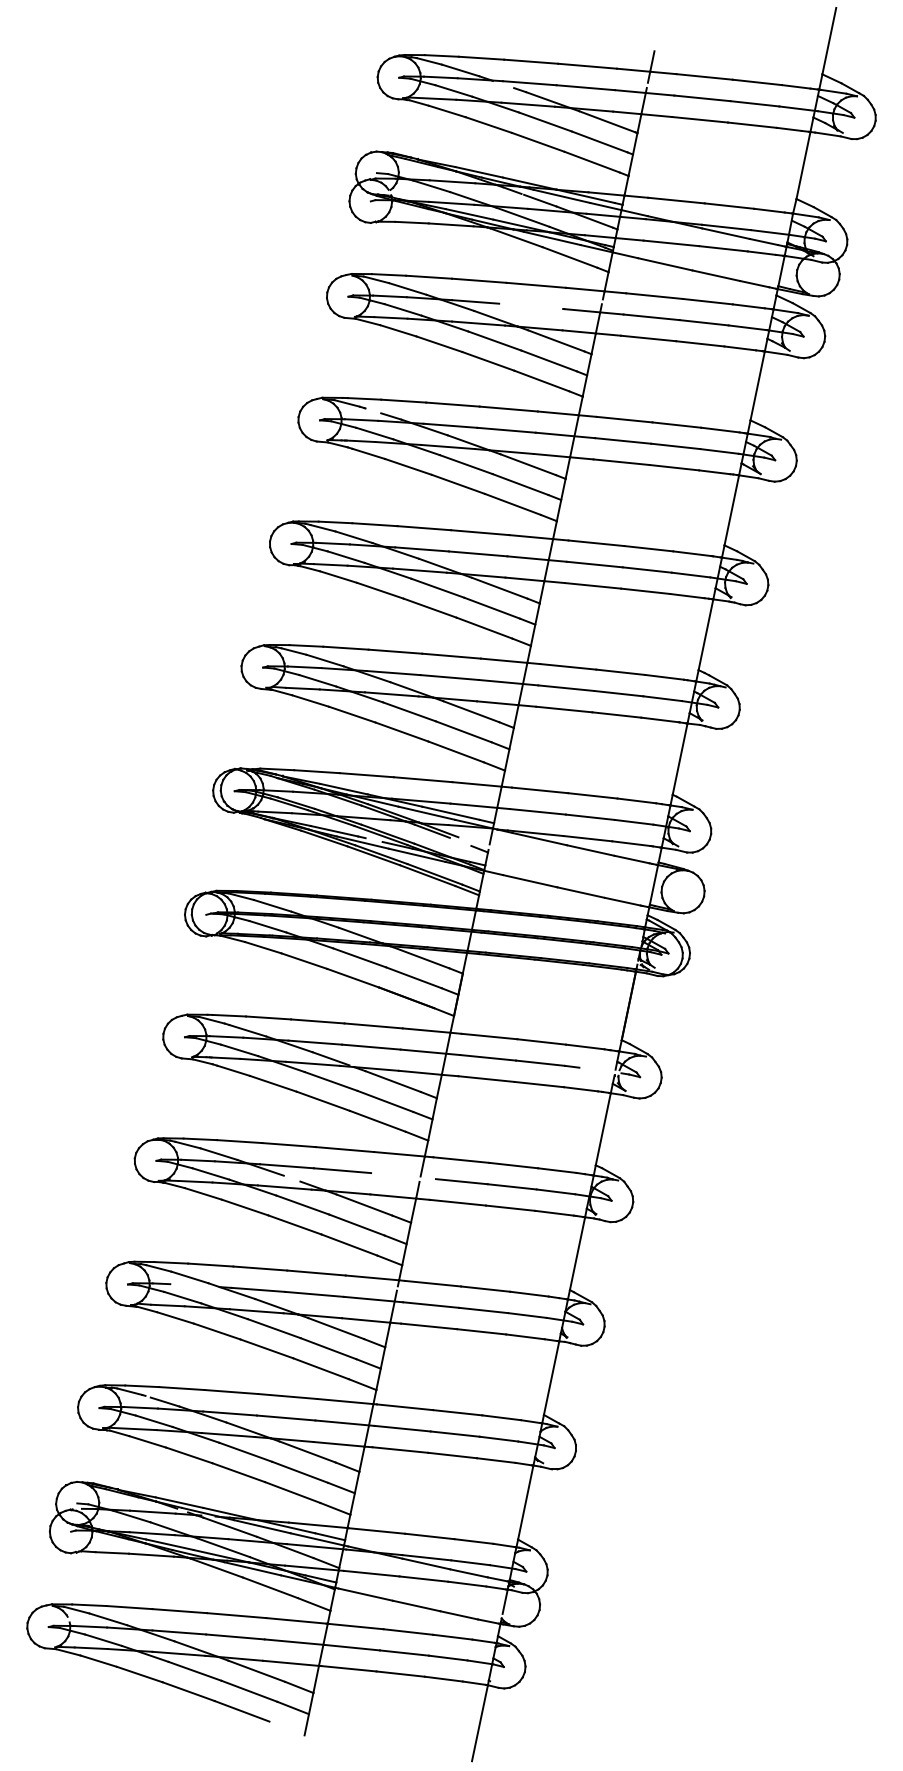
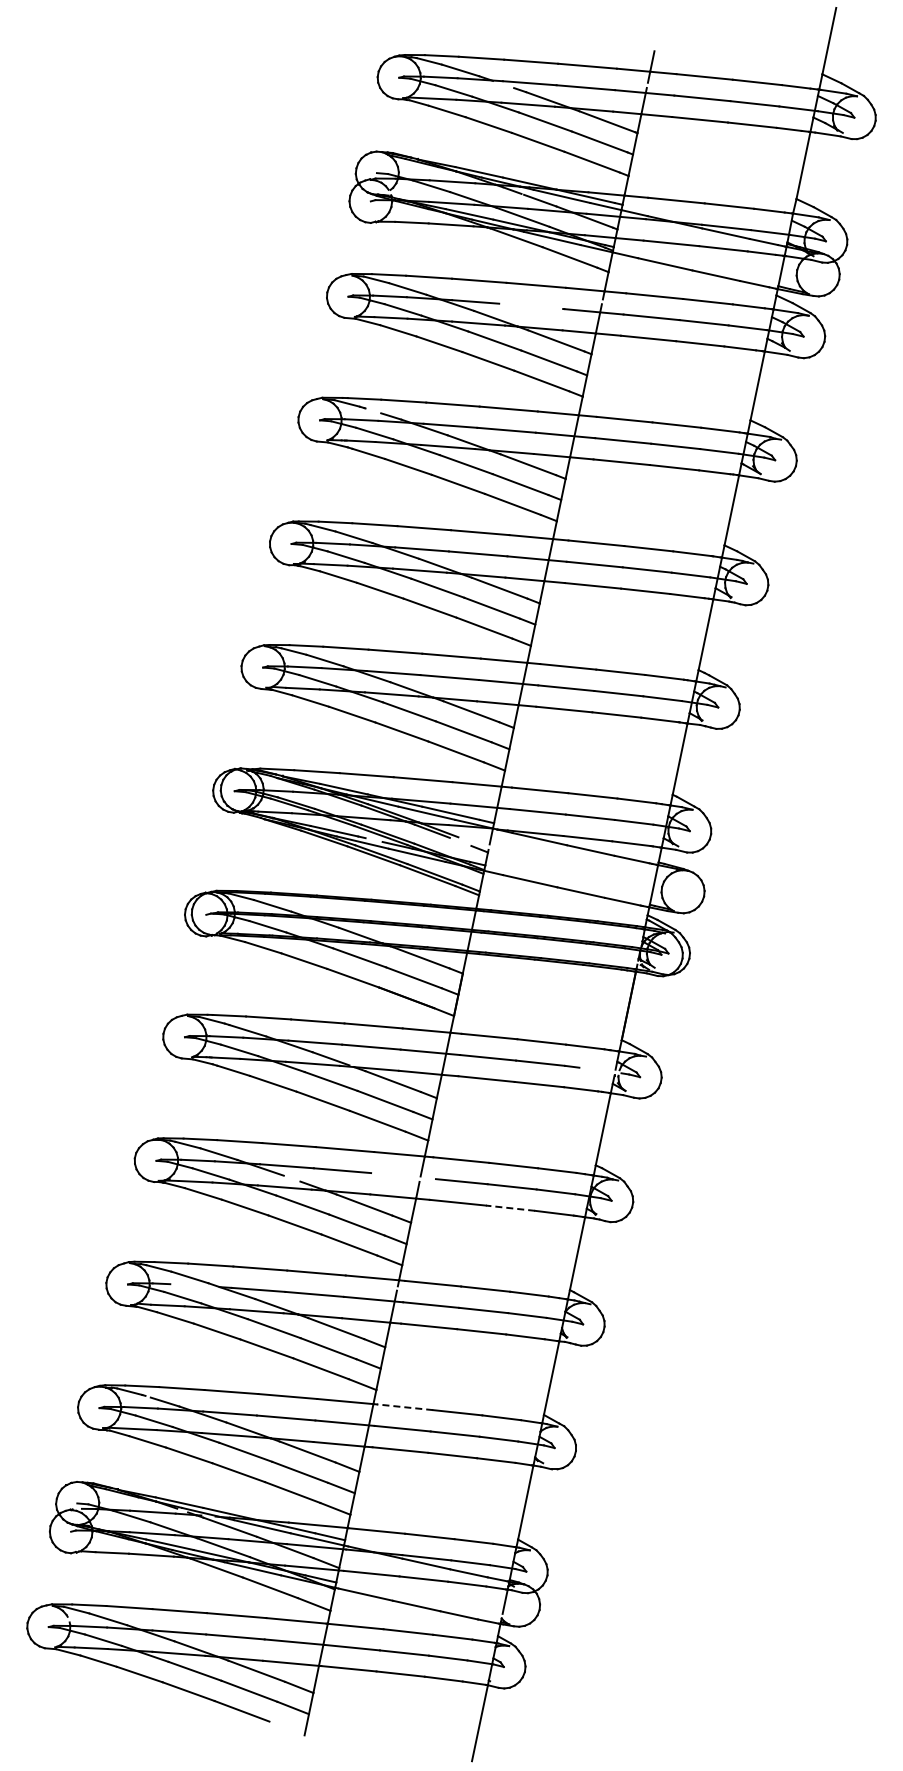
line: solid -> dashed (510, 1208)
line: solid -> dashed (404, 1407)
